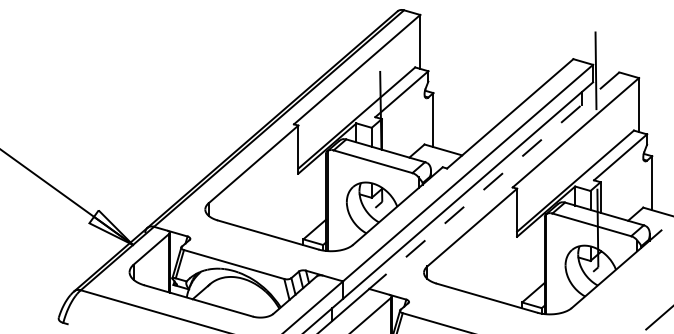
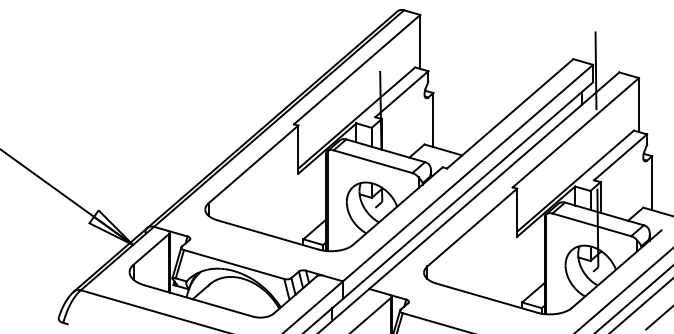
line: dashed -> solid (493, 181)
line: none -> present (623, 290)
line: none -> present (634, 298)
line: none -> present (641, 305)
